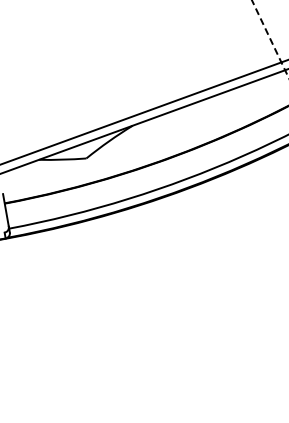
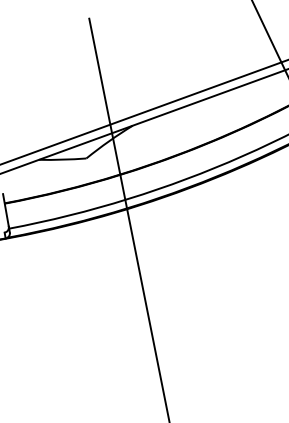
line: dashed -> solid (270, 39)
line: none -> present (128, 218)
